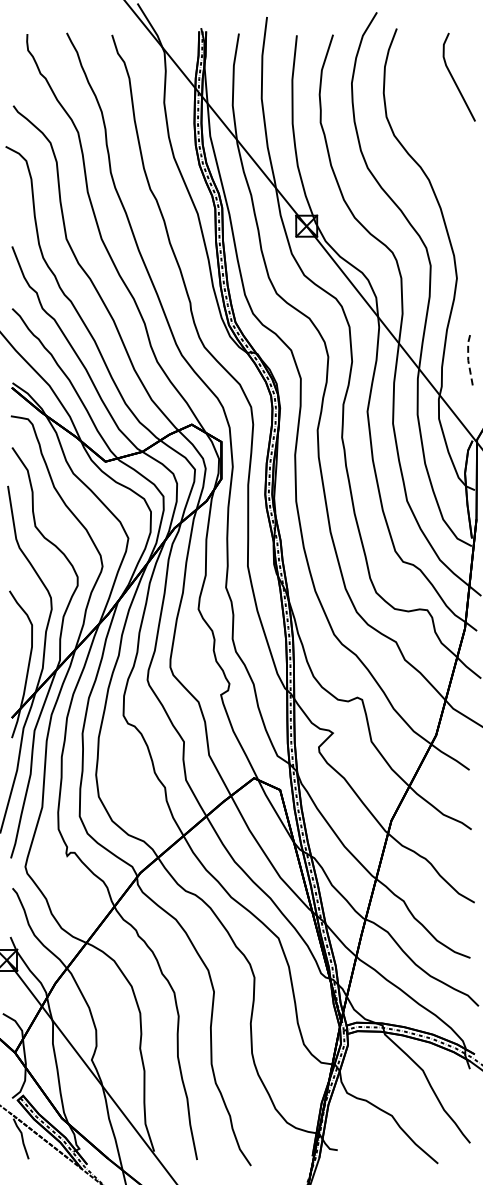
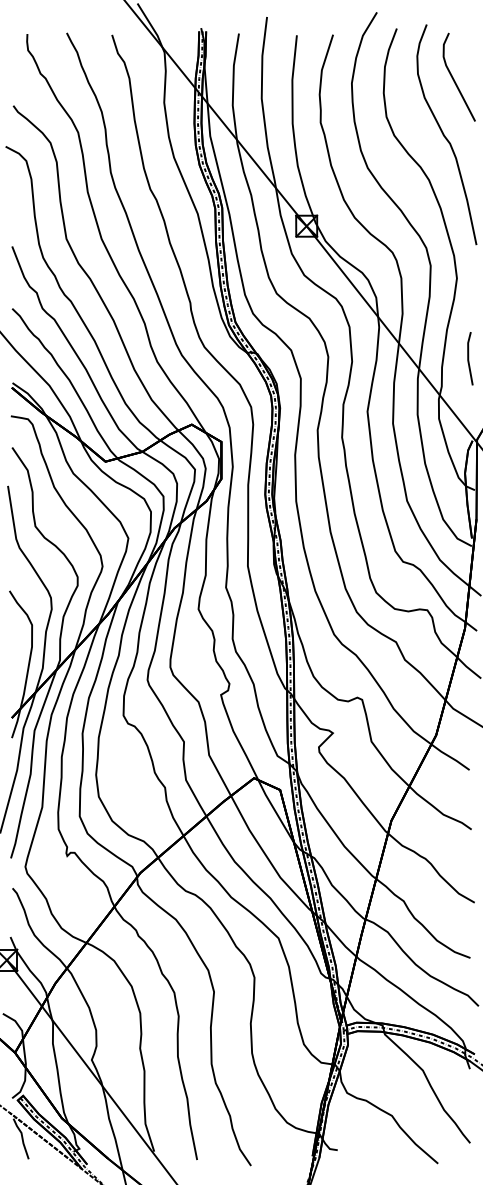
curve: none -> present (445, 135)
line: dashed -> solid (468, 358)
